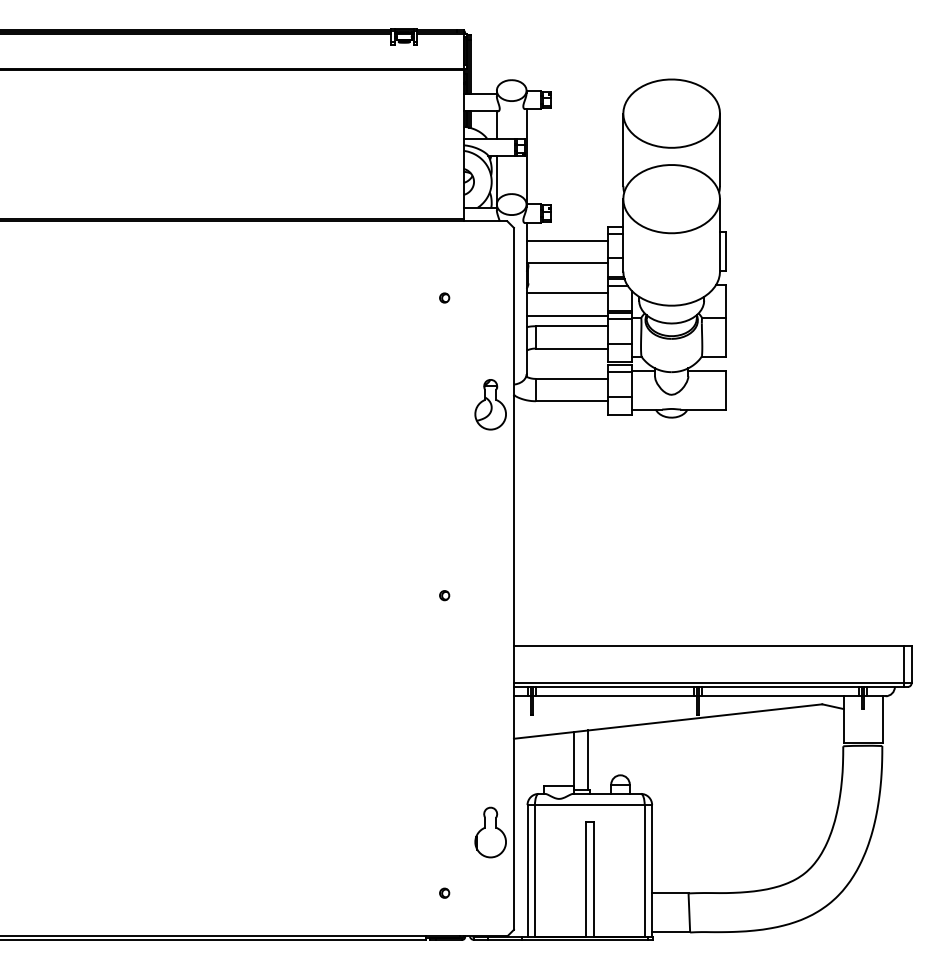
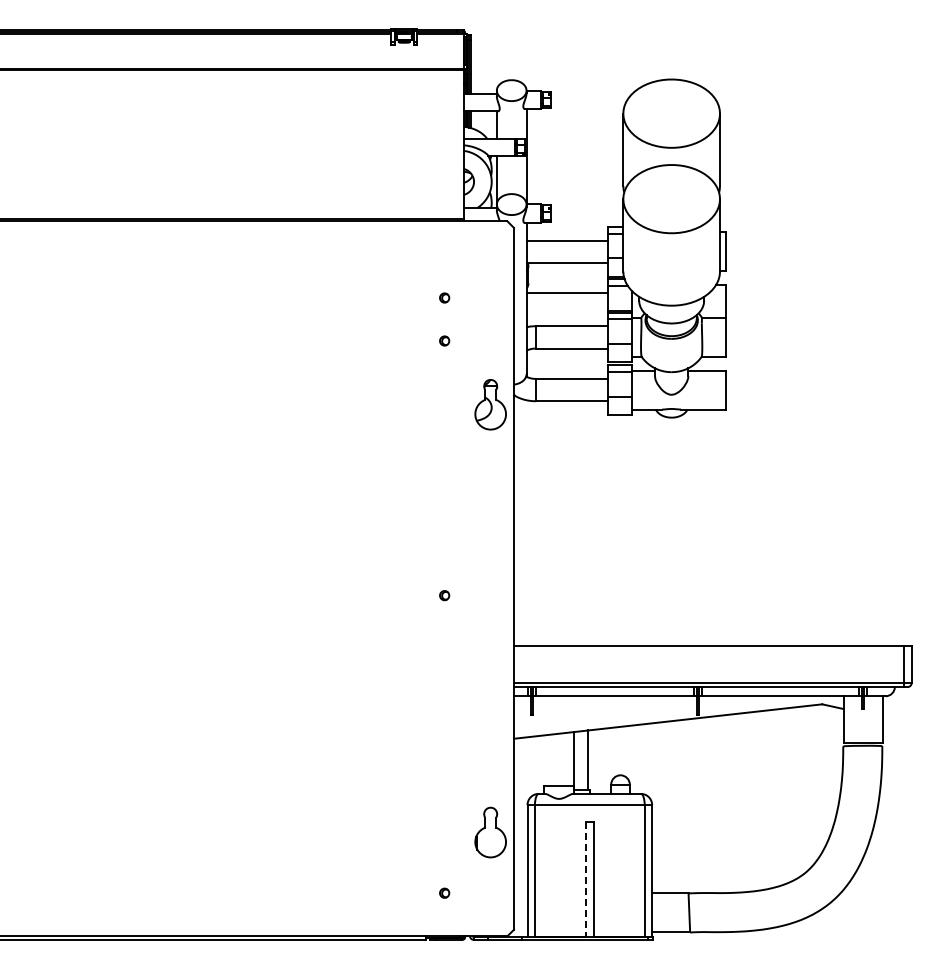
line: present -> none (566, 315)
part: none -> present (444, 340)
line: solid -> dashed (586, 879)
